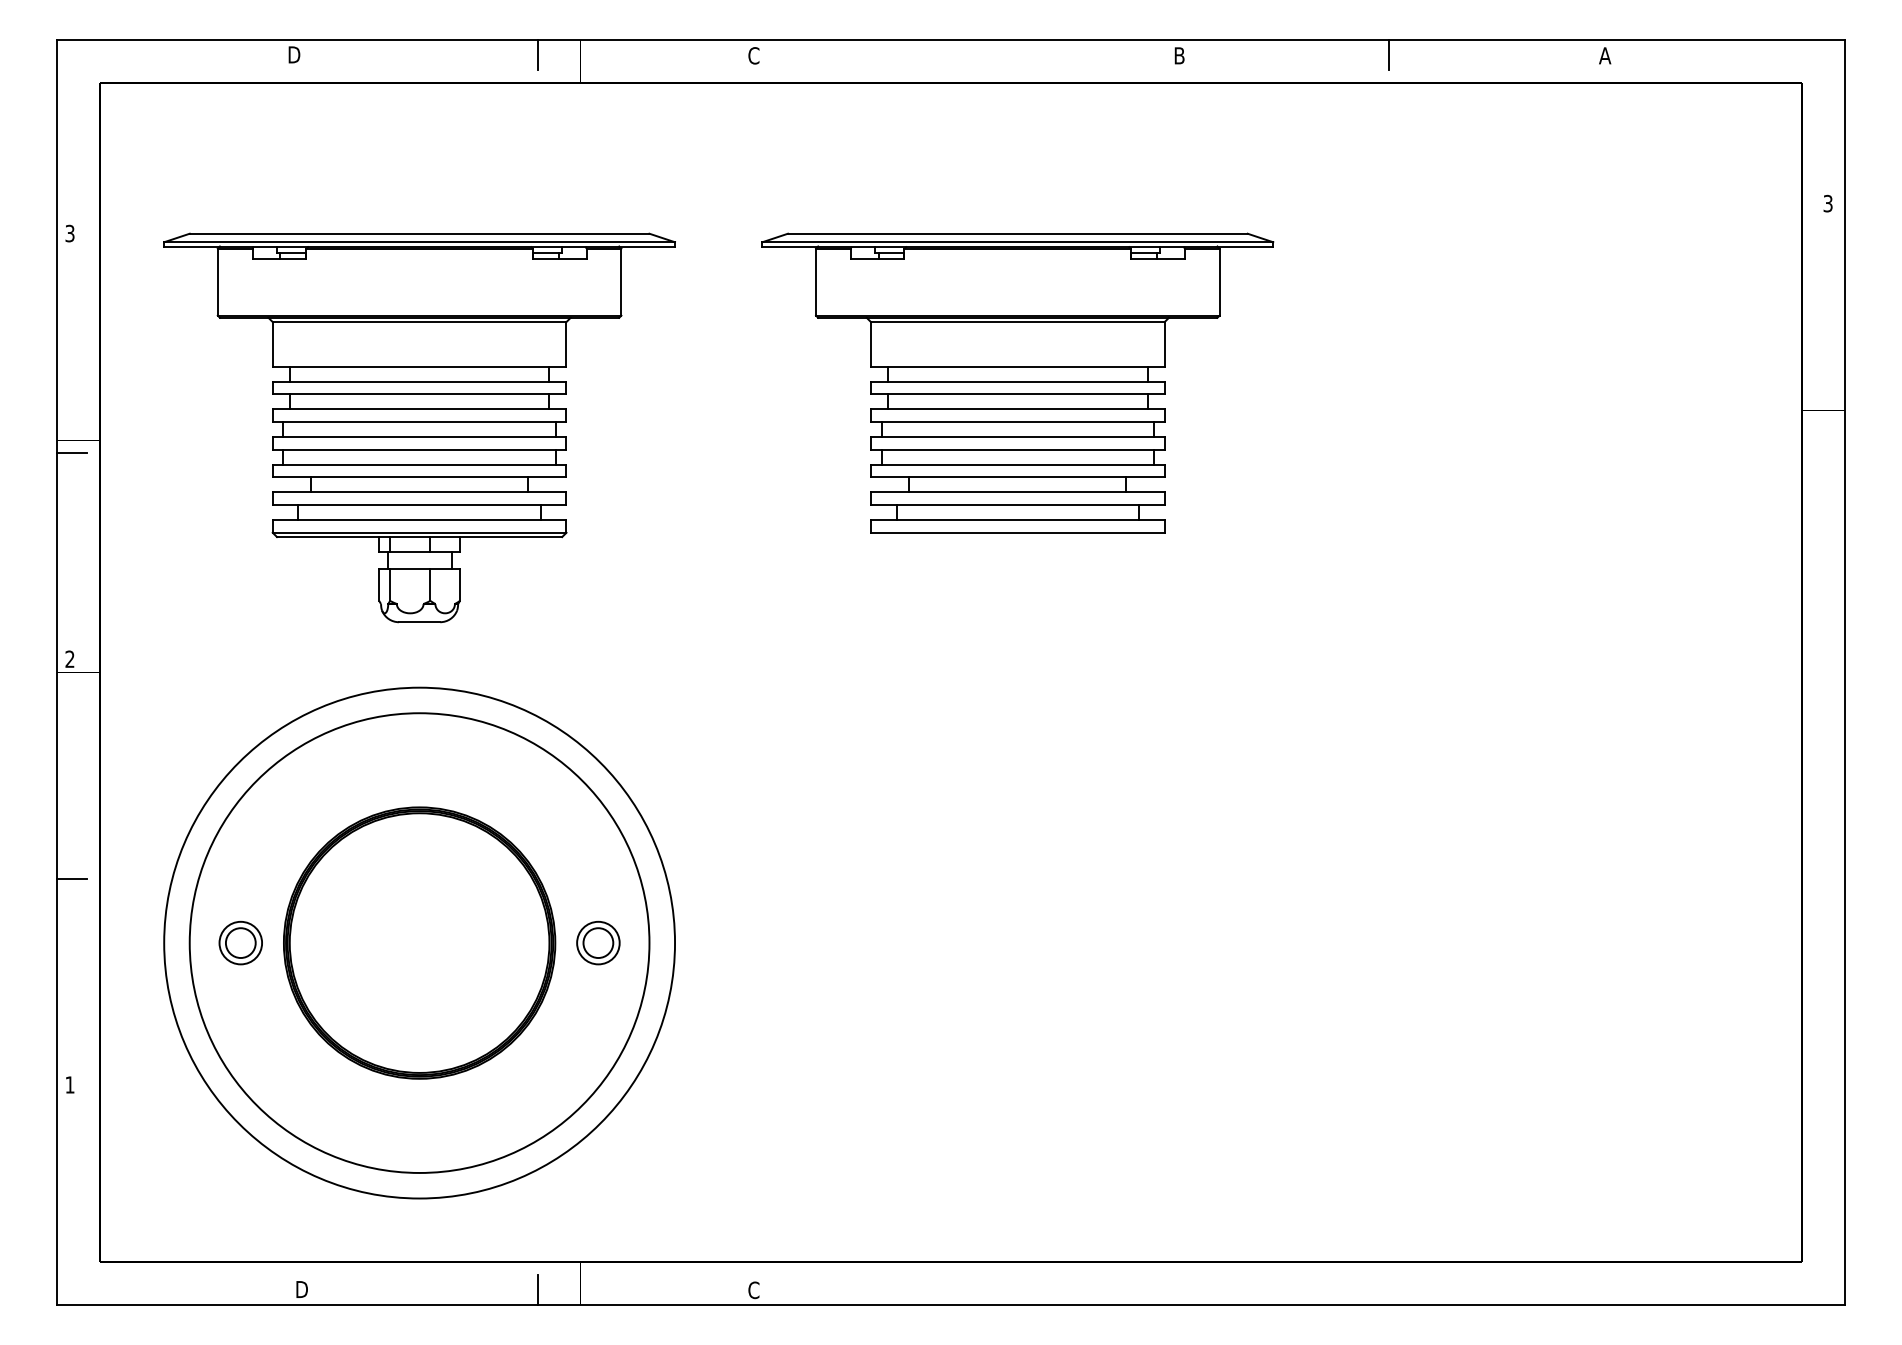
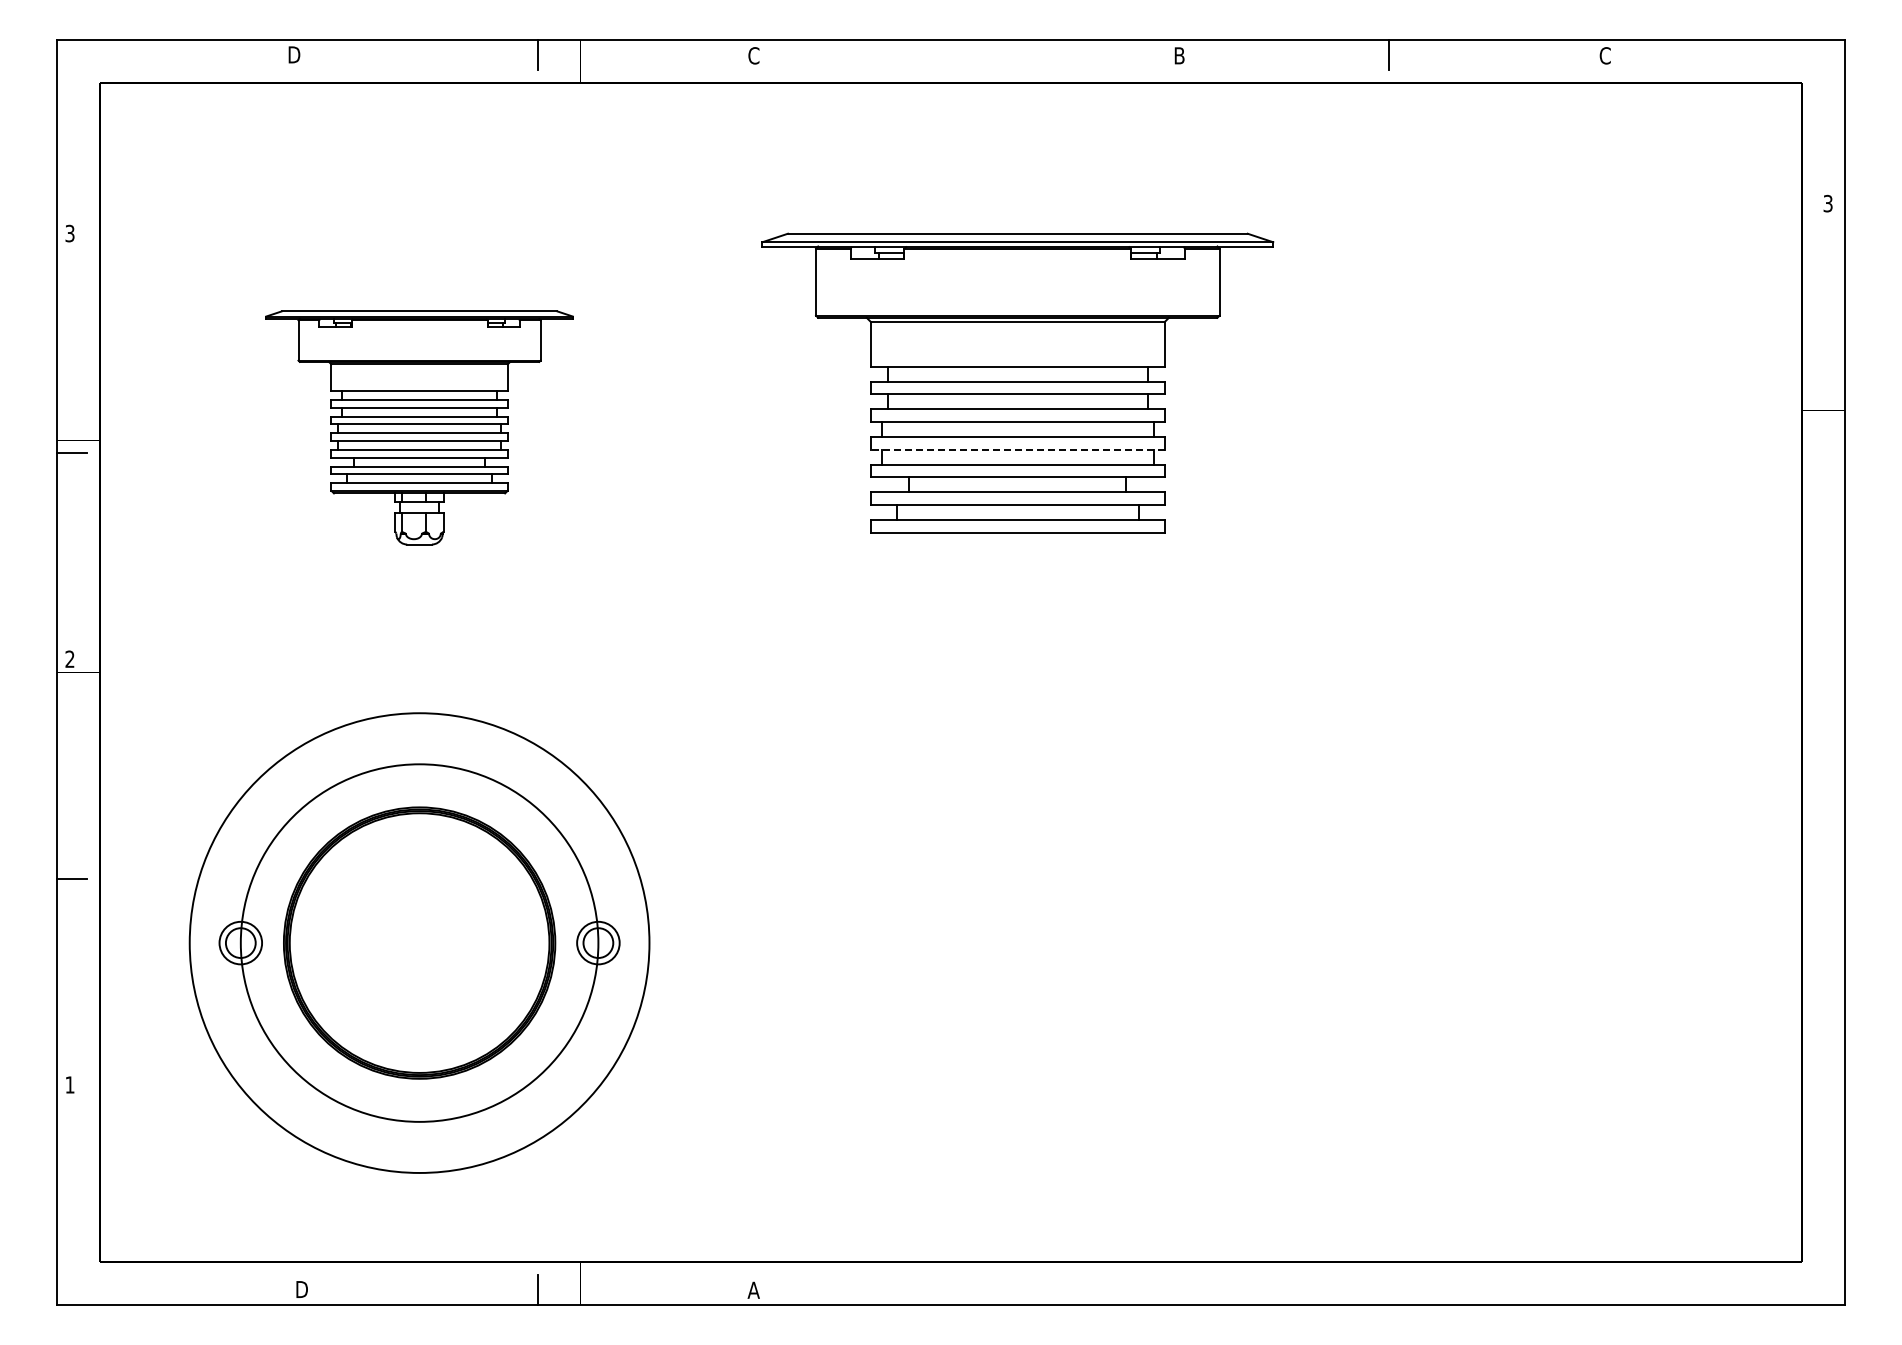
text: A -> C (1605, 55)
part size: 513x392 px -> 309x236 px (419, 427)
line: solid -> dashed (1017, 449)
circle diameter: 511 px -> 358 px (419, 942)
text: C -> A (753, 1290)
